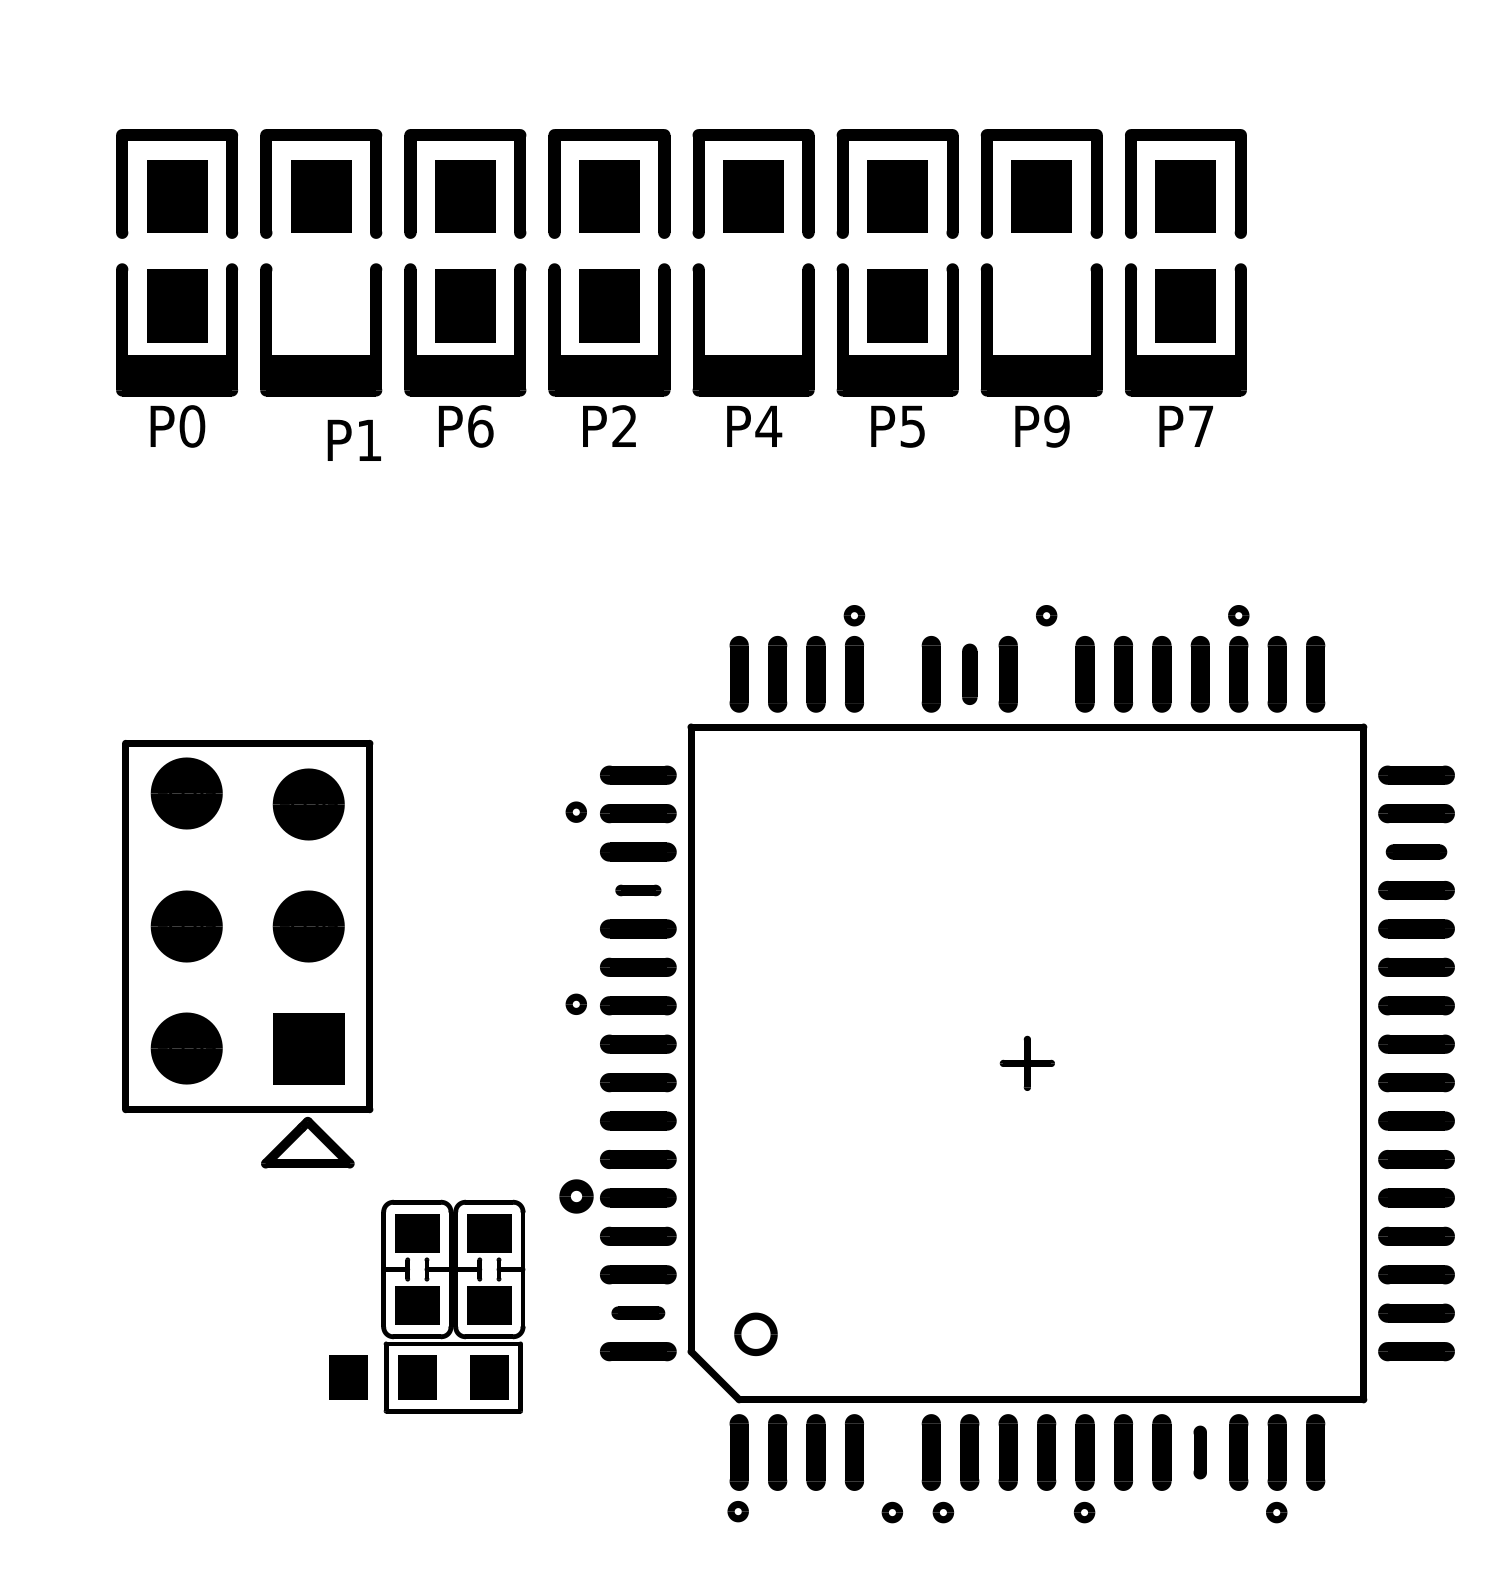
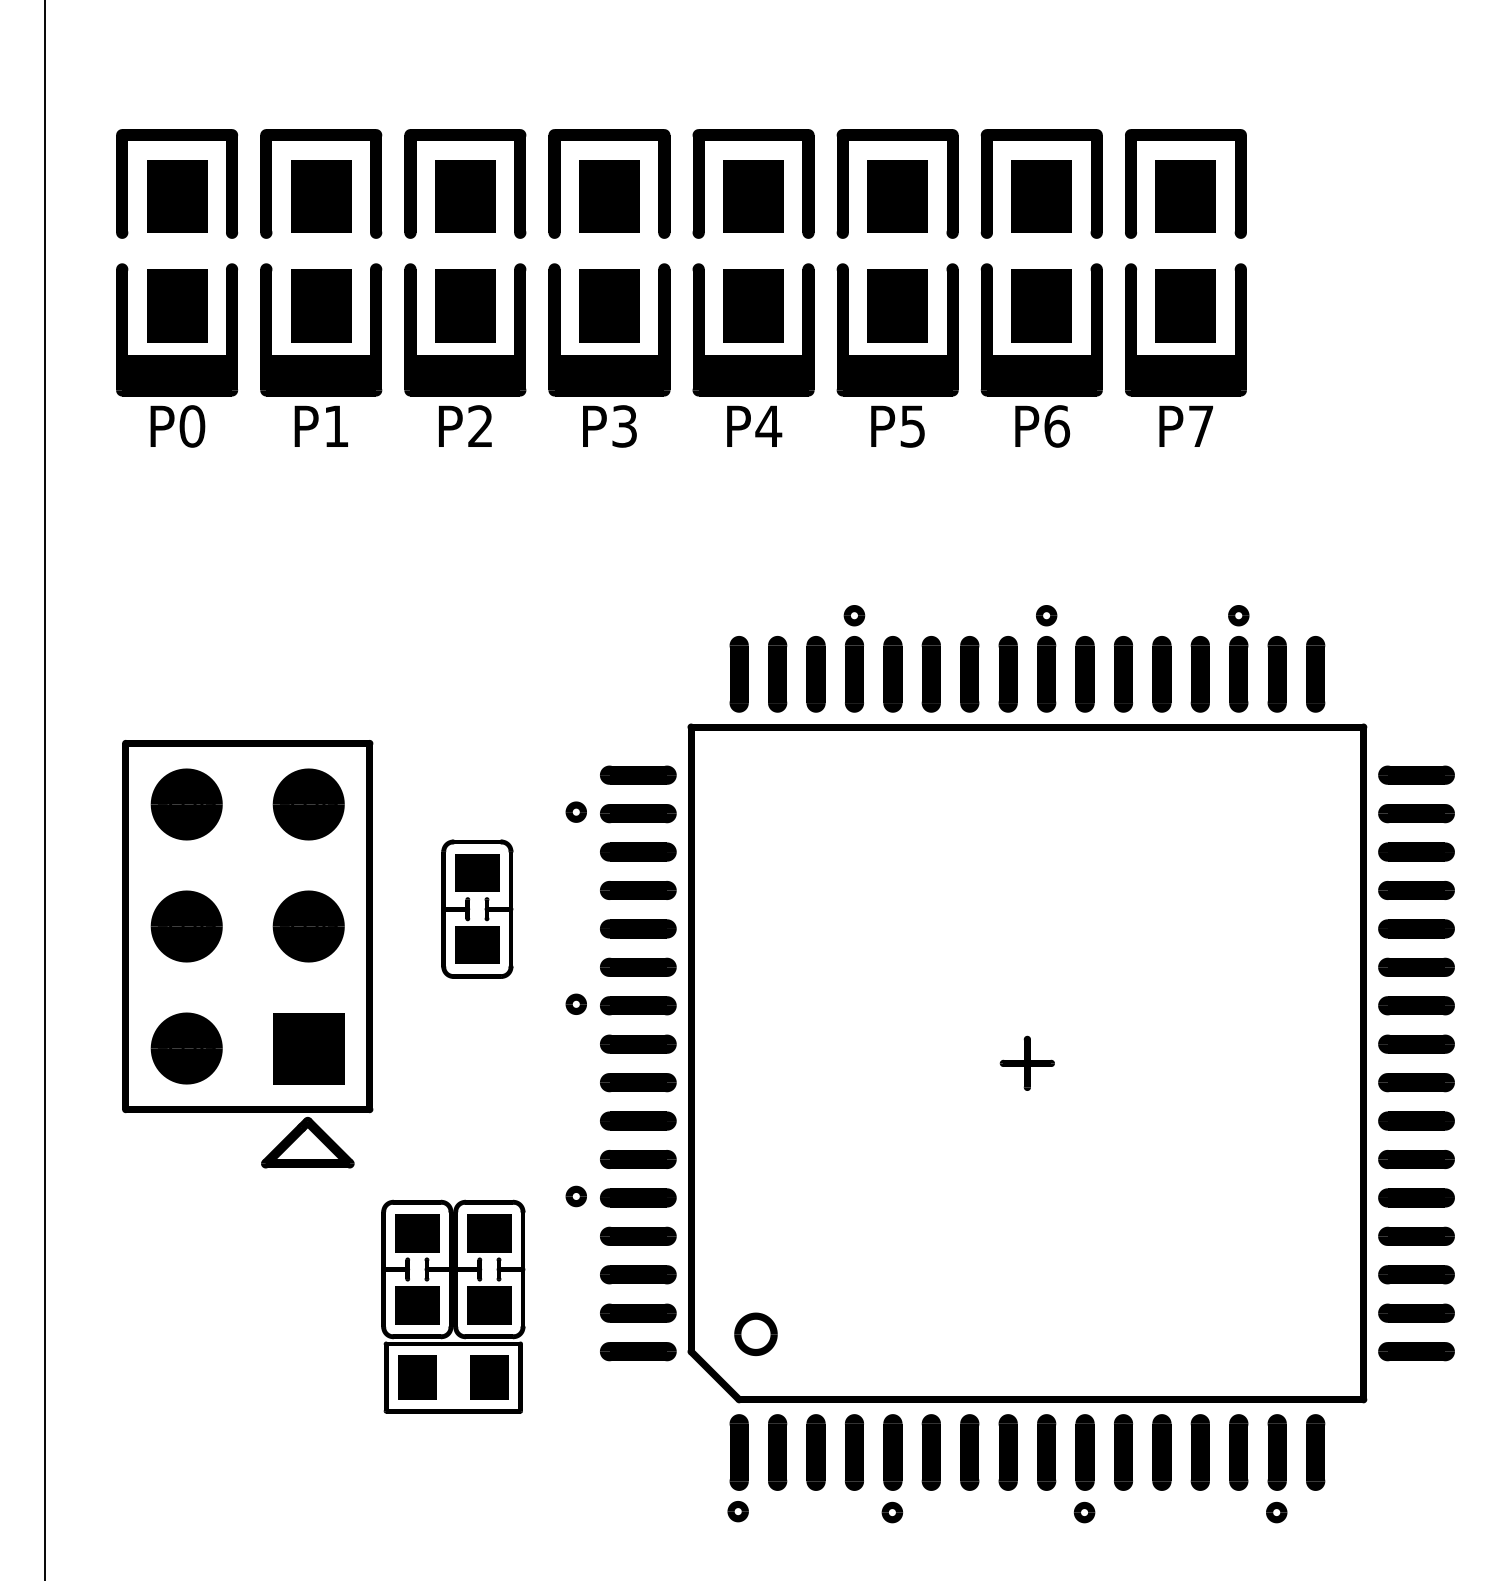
part: none -> present (321, 305)
part: none -> present (753, 305)
part: none -> present (1041, 305)
text: P6 -> P2 (480, 426)
text: P2 -> P3 (624, 426)
text: P9 -> P6 (1057, 426)
text position: (353, 439) -> (320, 425) (320, 425)
part size: 16x62 px -> 20x77 px (969, 674)
part: none -> present (892, 674)
part: none -> present (1046, 674)
line: none -> present (45, 789)
text position: (186, 793) -> (186, 804) (186, 804)
part size: 63x16 px -> 77x20 px (1416, 851)
part size: 47x13 px -> 77x19 px (638, 890)
part: none -> present (477, 908)
part size: 35x35 px -> 22x23 px (575, 1196)
part size: 55x14 px -> 77x20 px (638, 1312)
part: present -> none (348, 1377)
part: none -> present (892, 1452)
part size: 14x55 px -> 20x77 px (1199, 1452)
part: present -> none (943, 1512)
